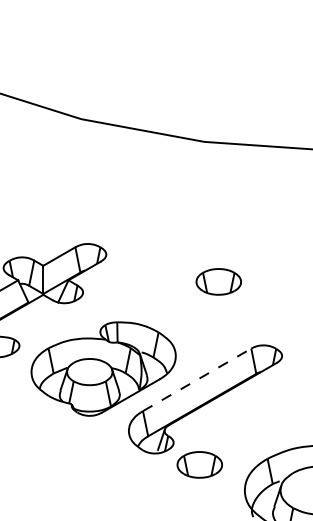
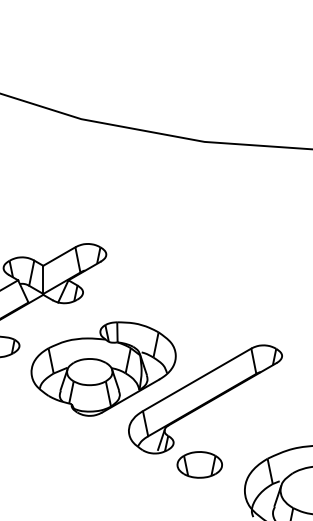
part: present -> none (218, 281)
line: dashed -> solid (197, 379)
